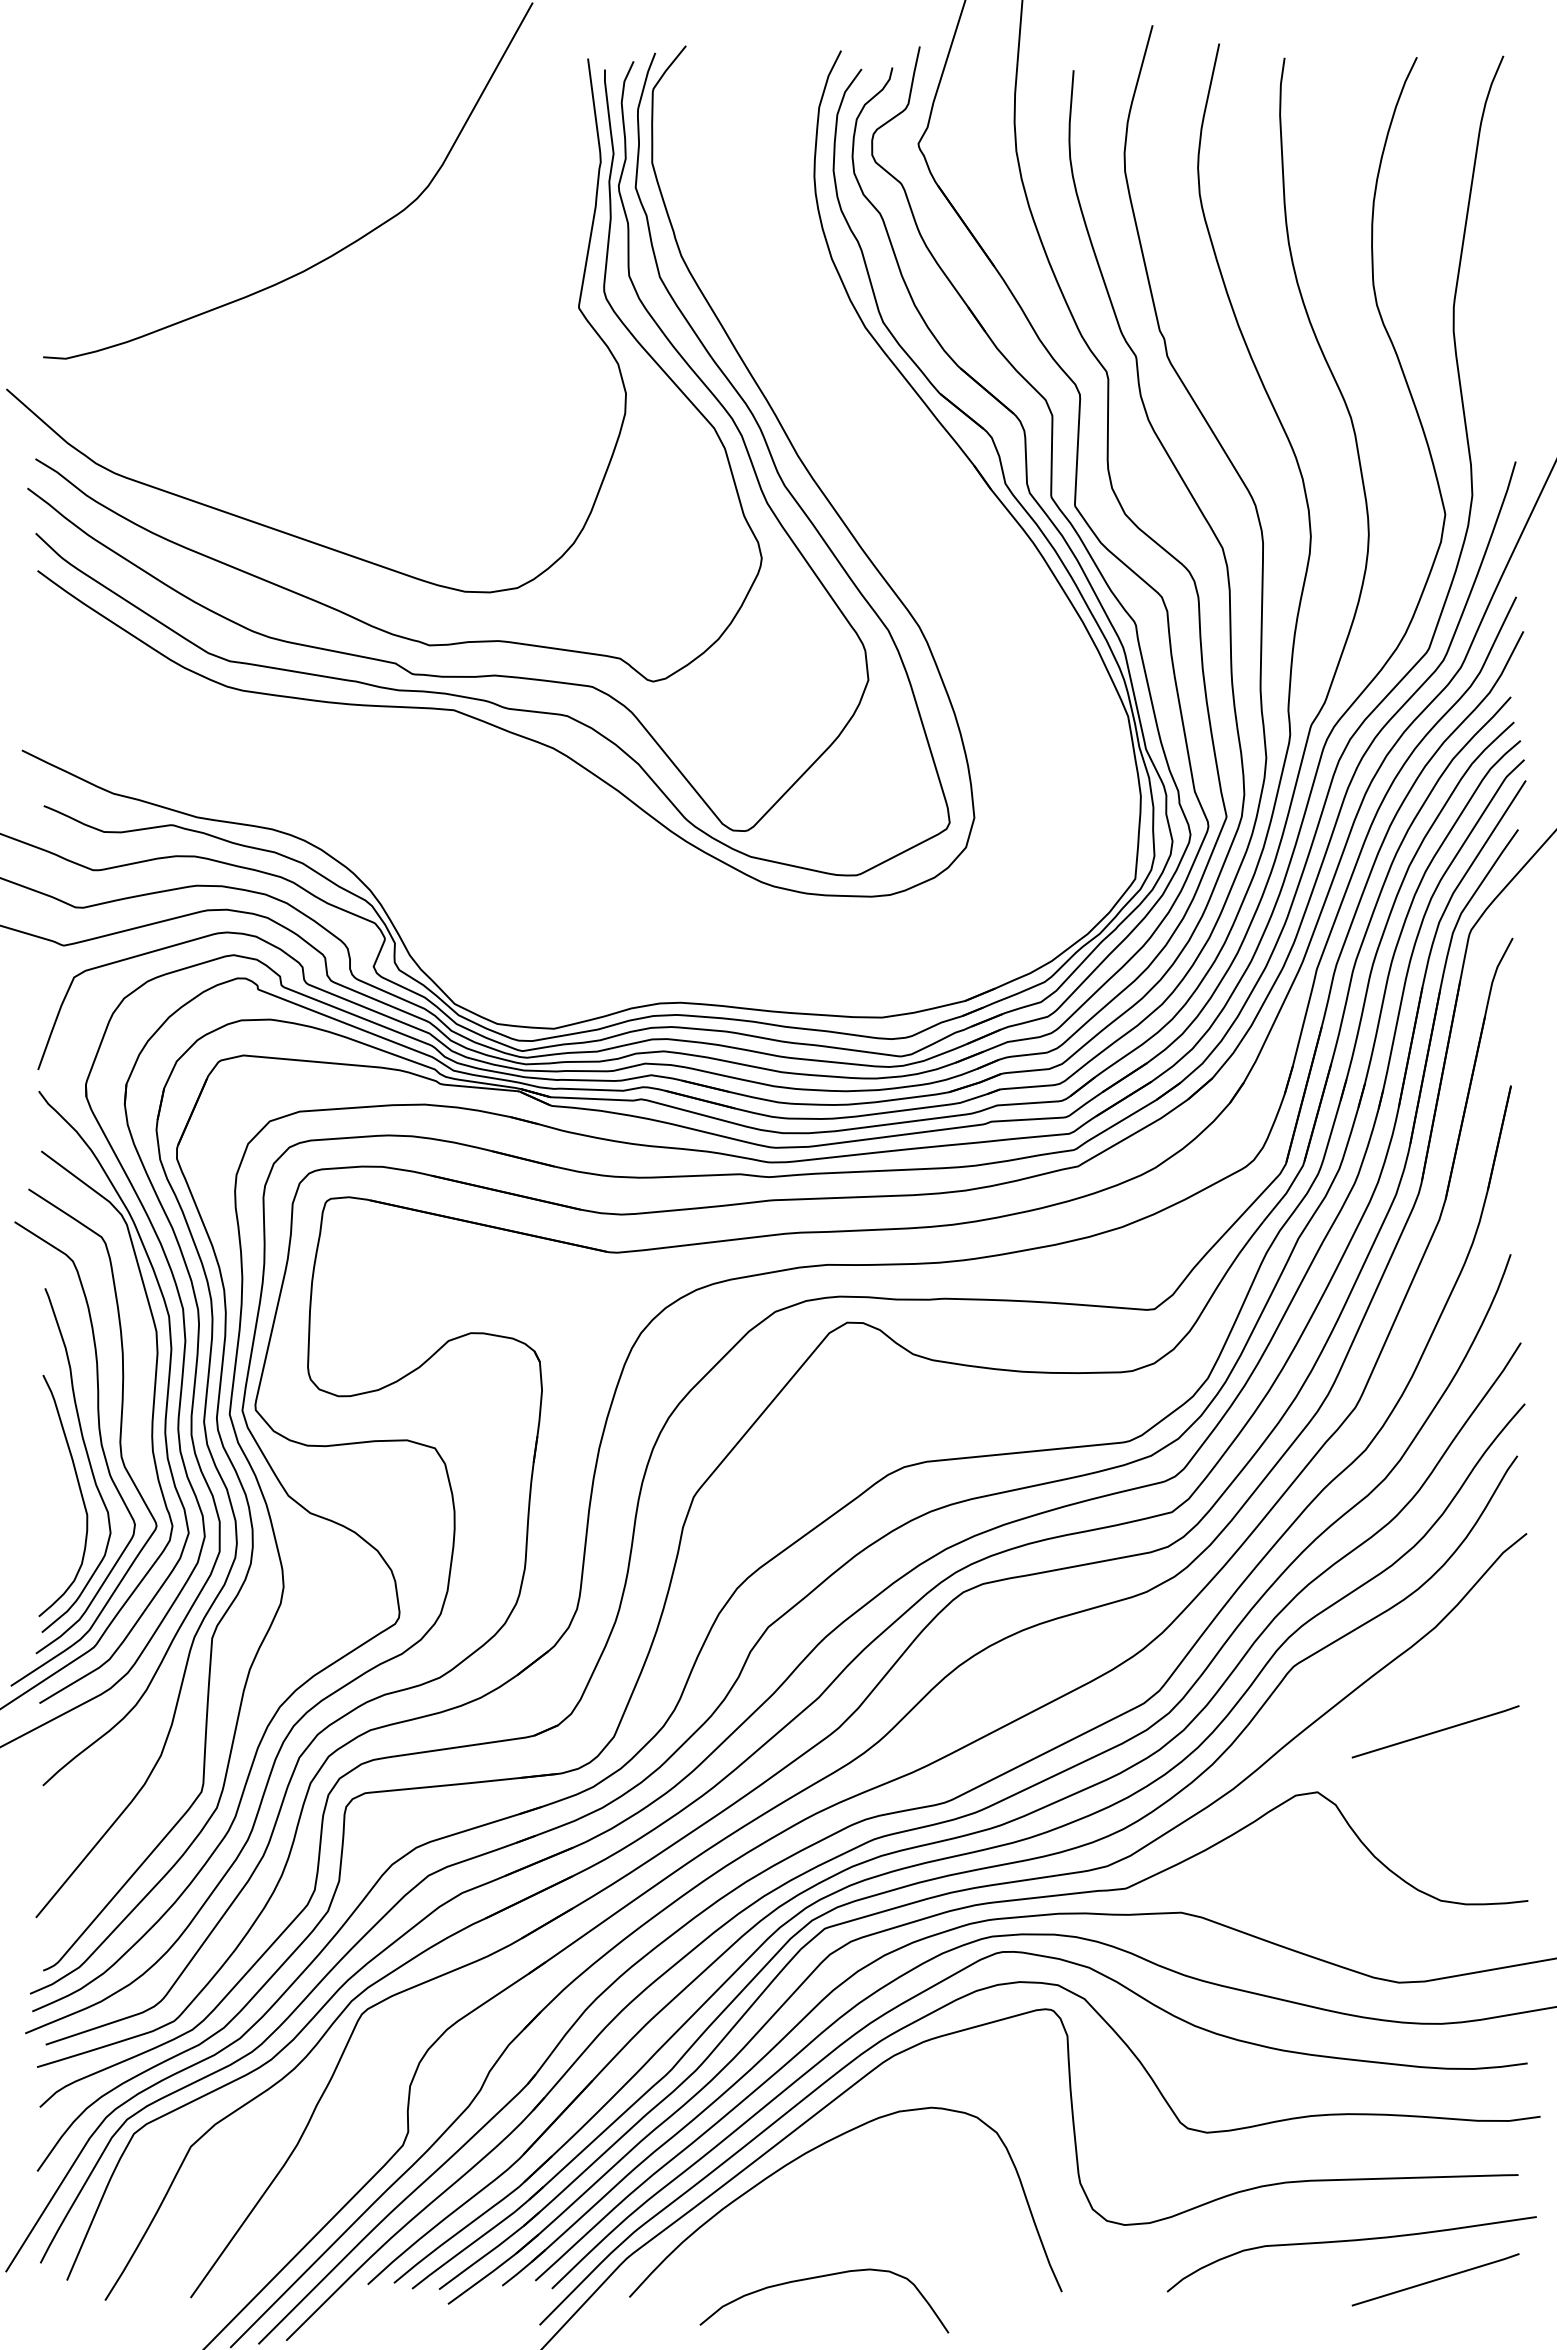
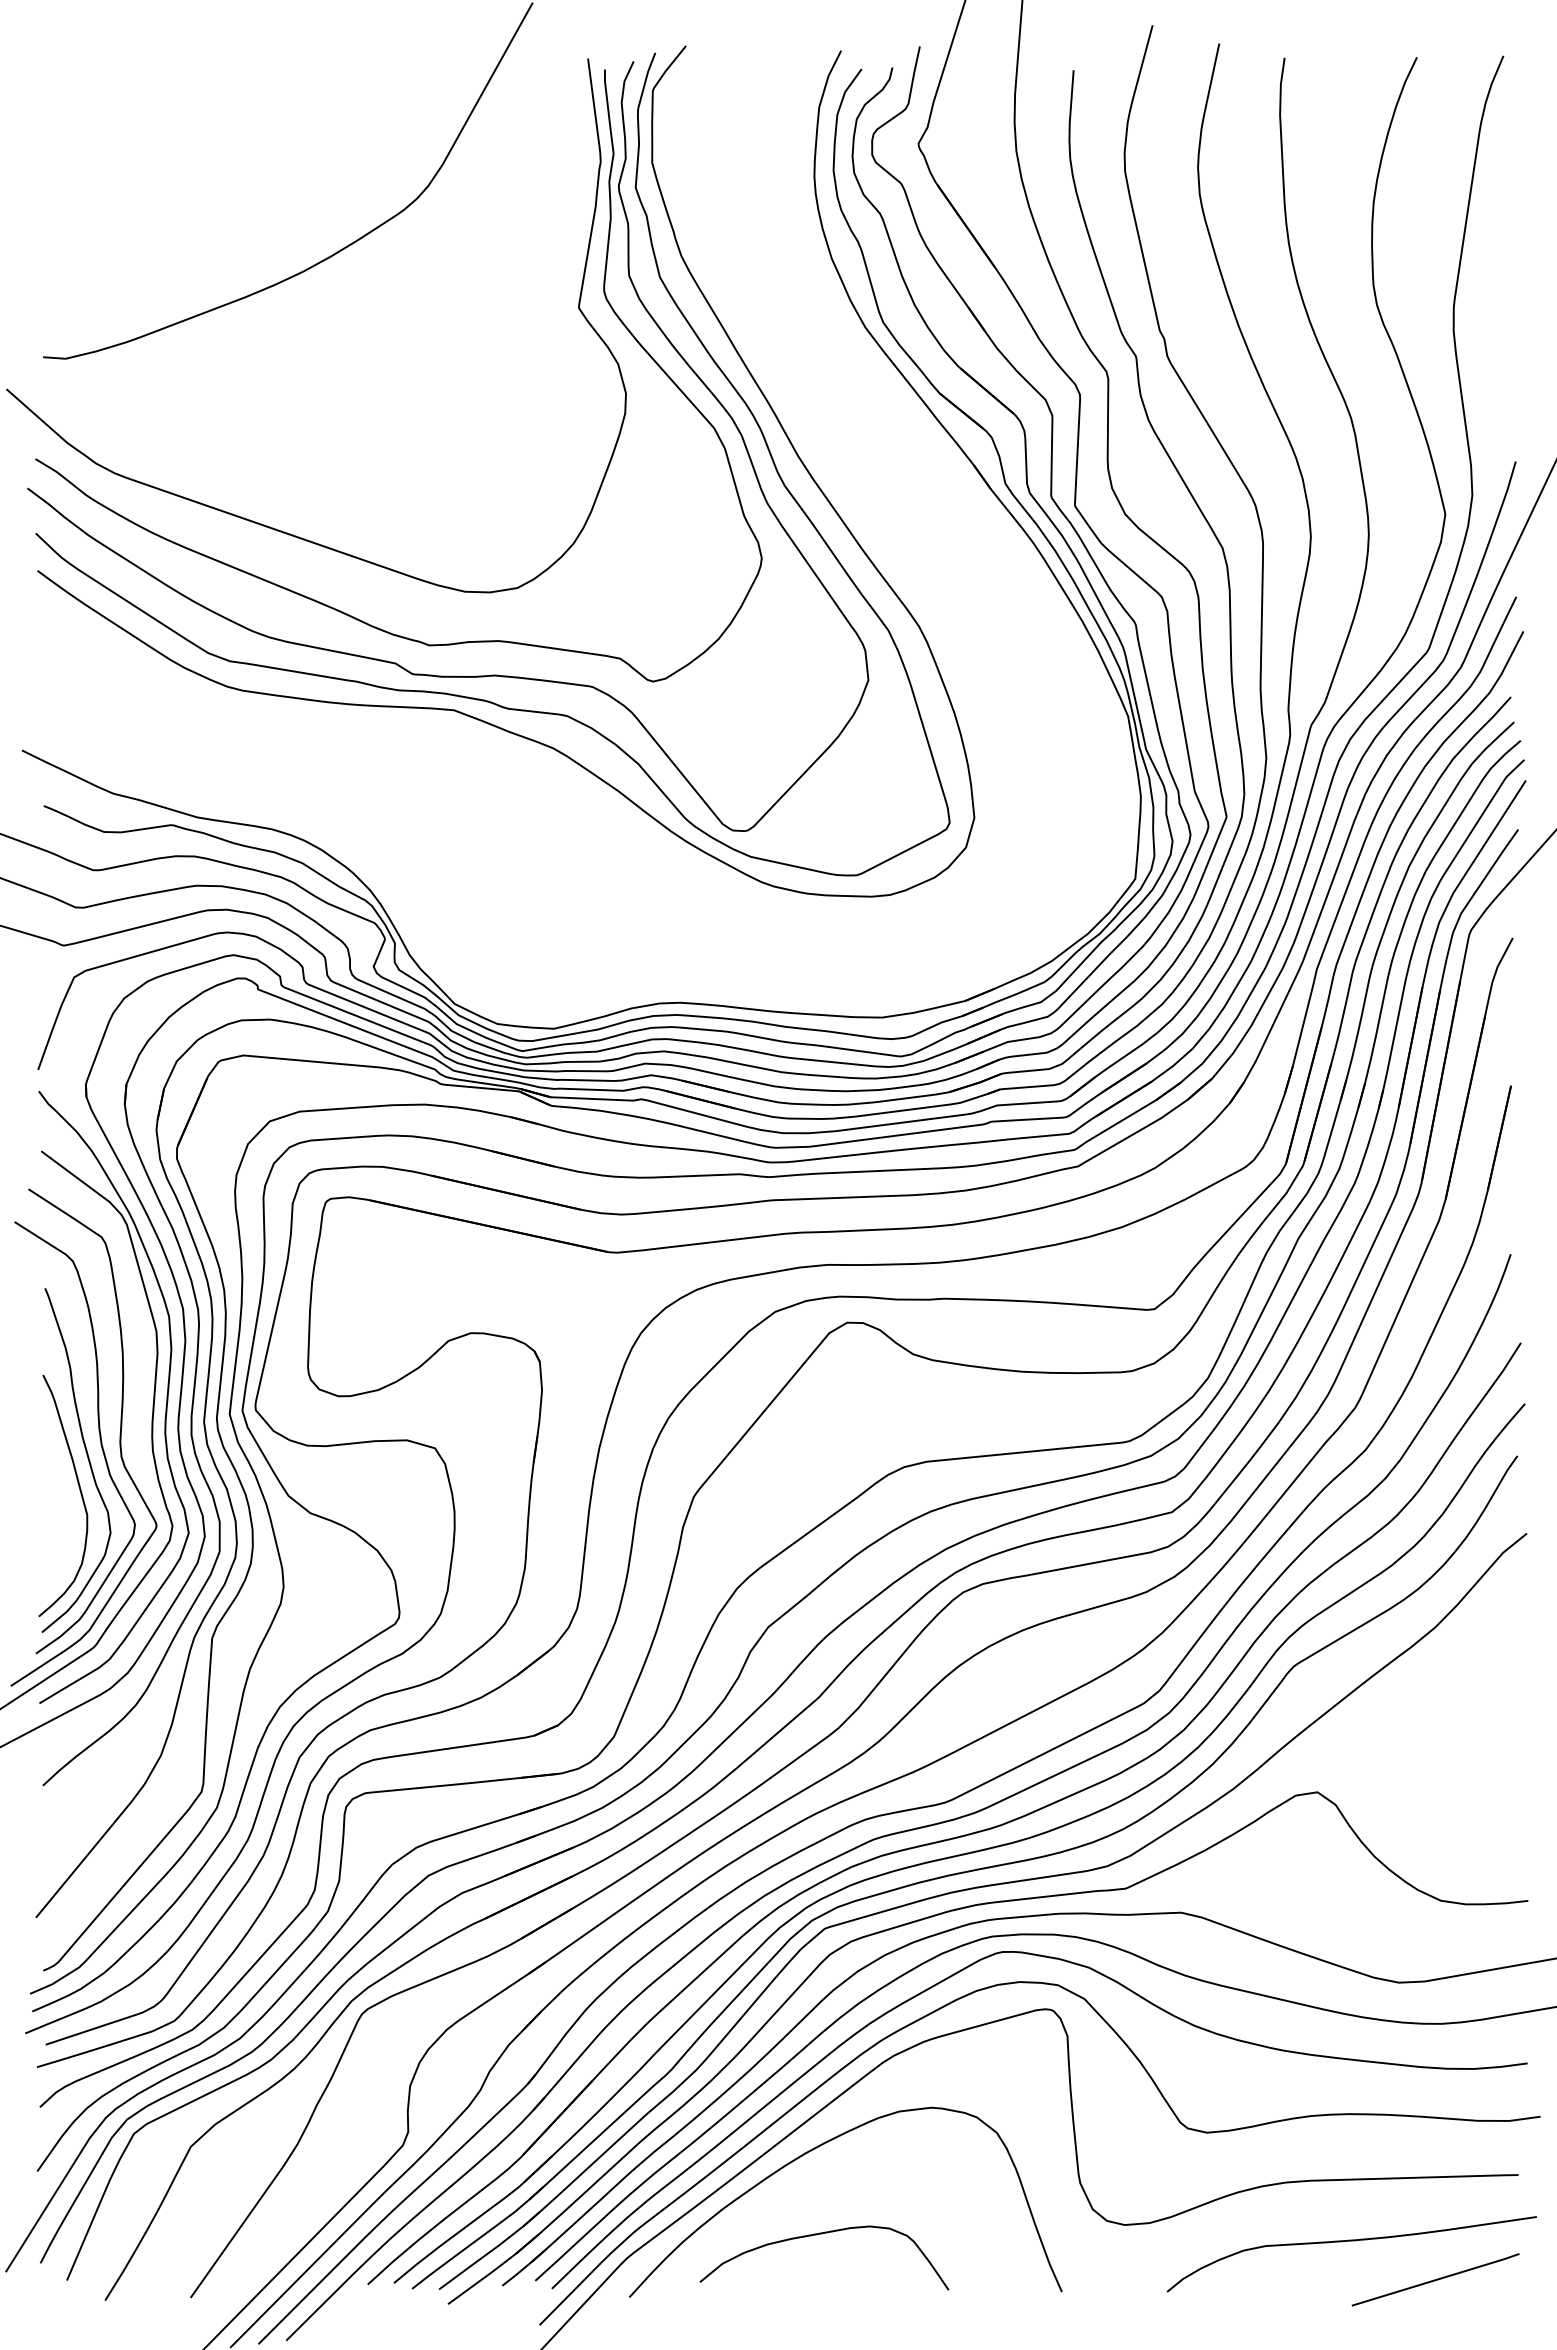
line: present -> none (1435, 1731)
curve position: (822, 2277) -> (822, 2234) (822, 2234)
